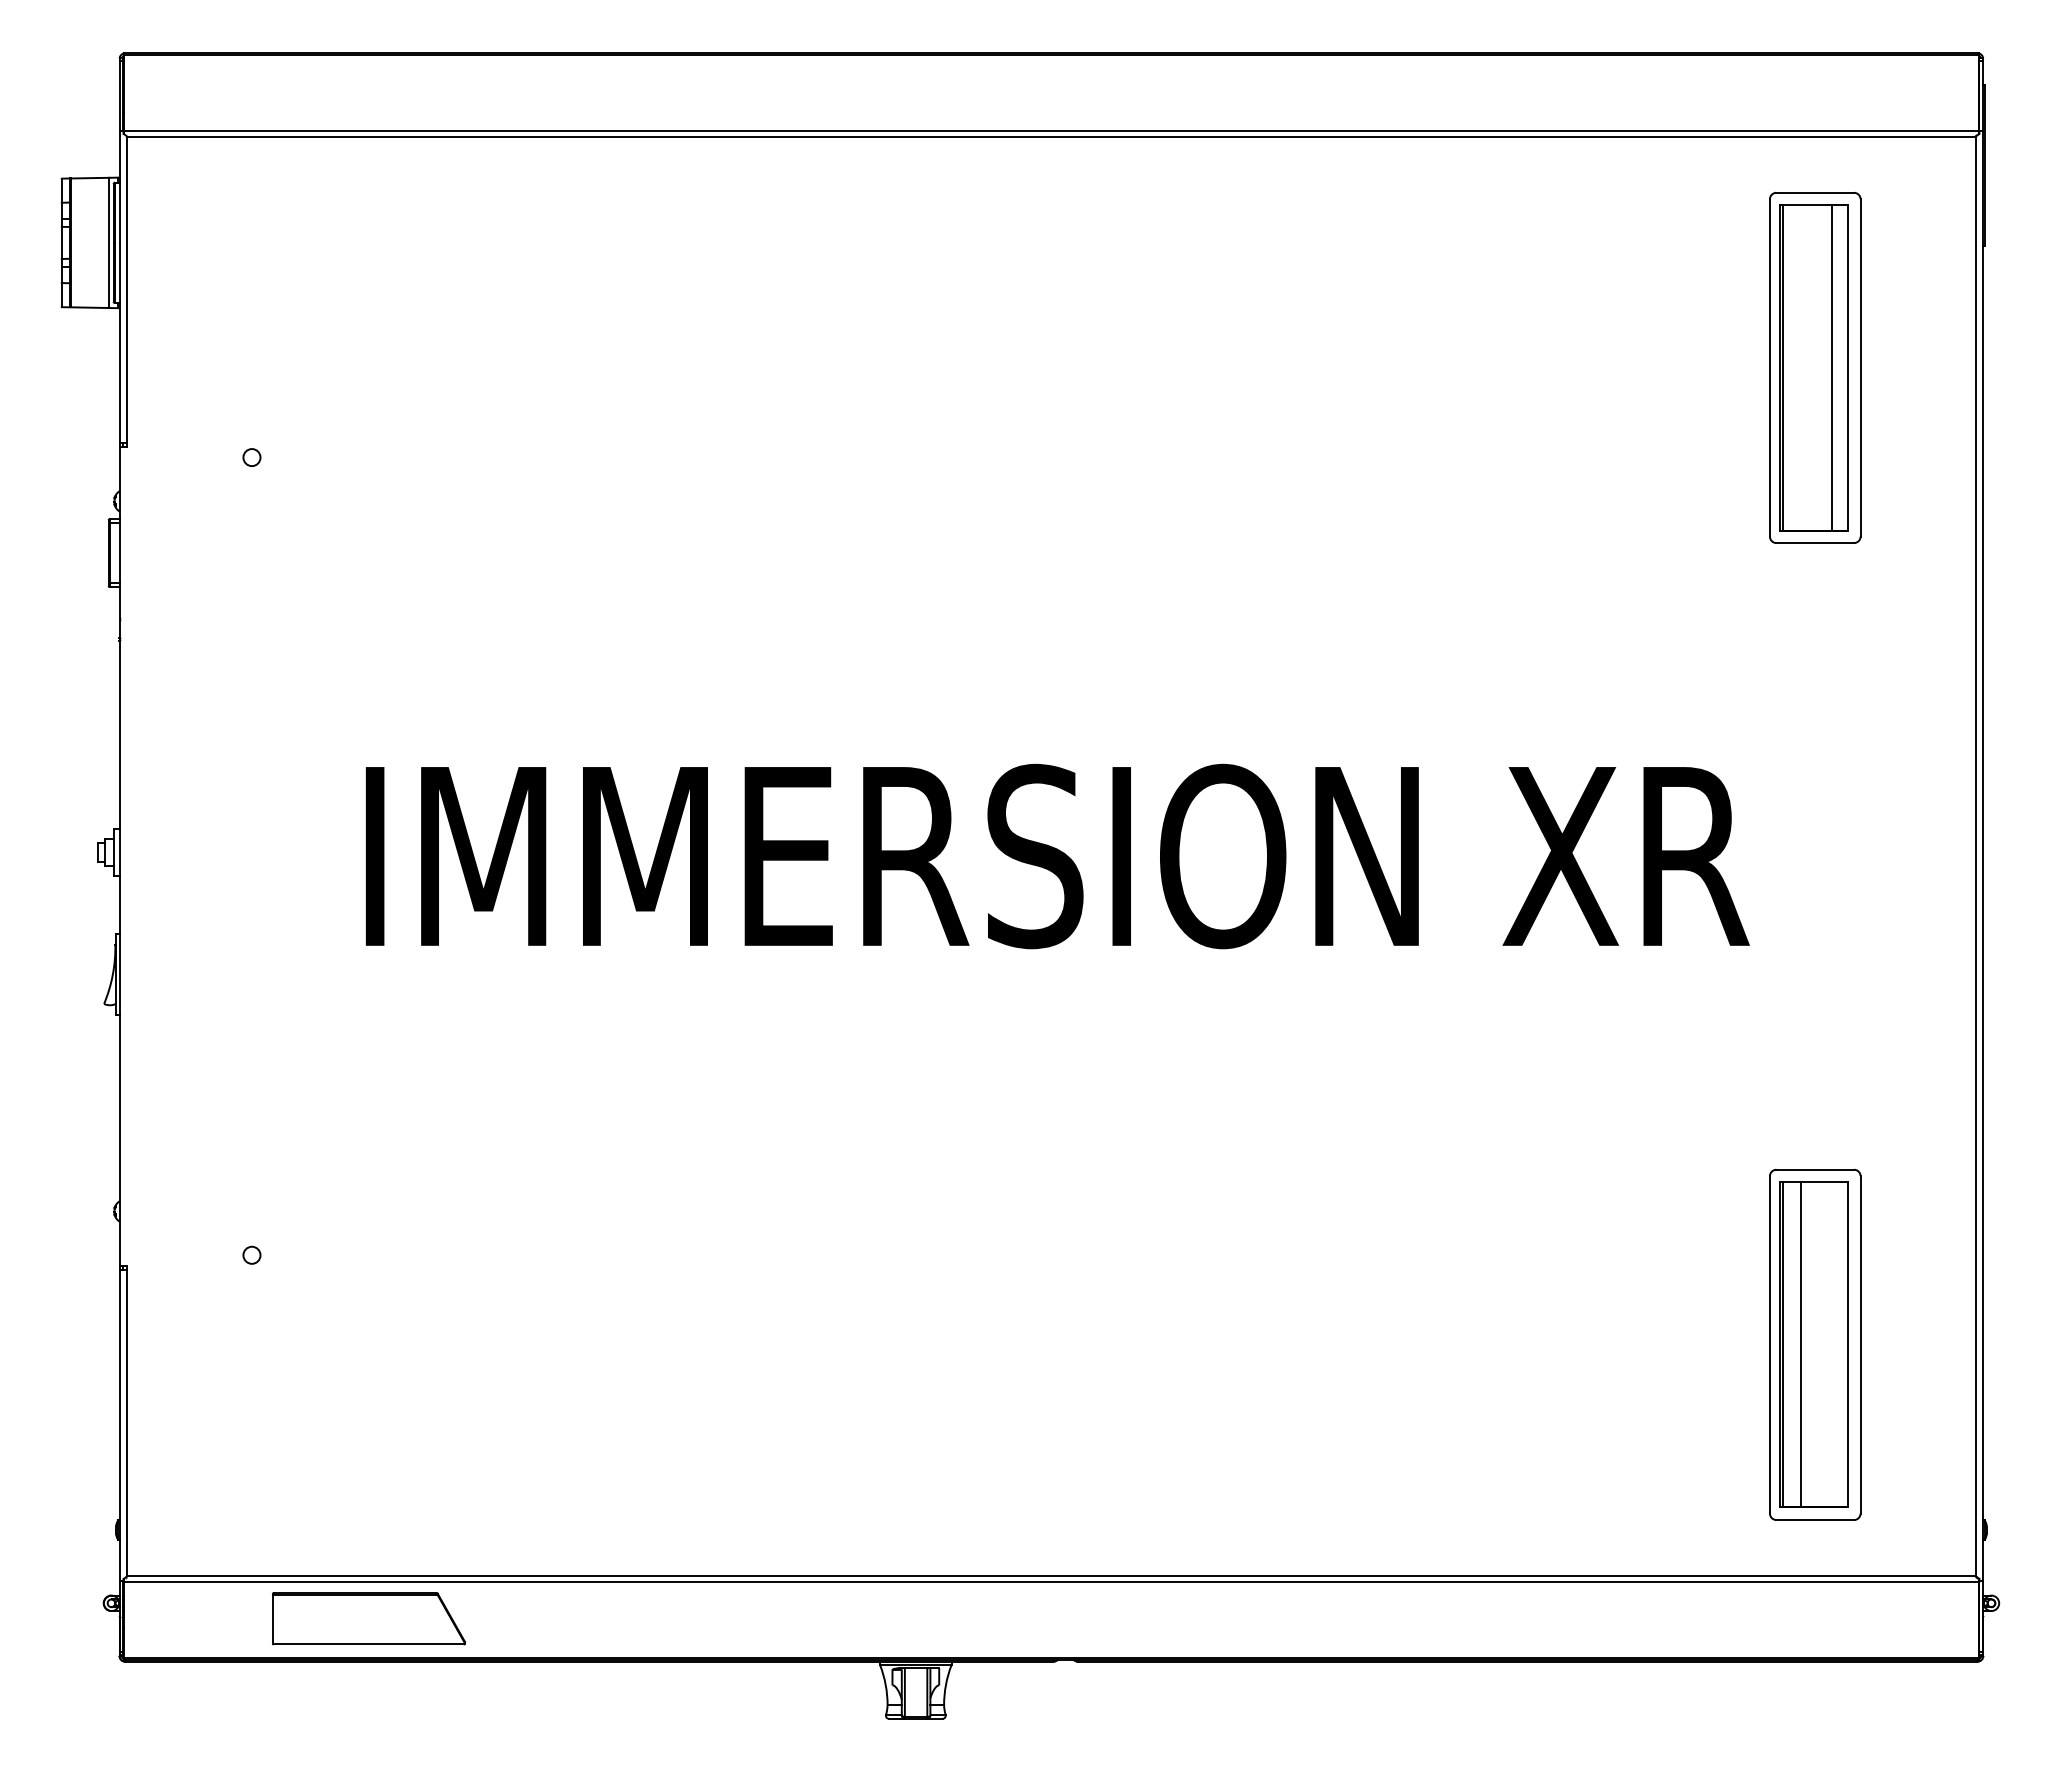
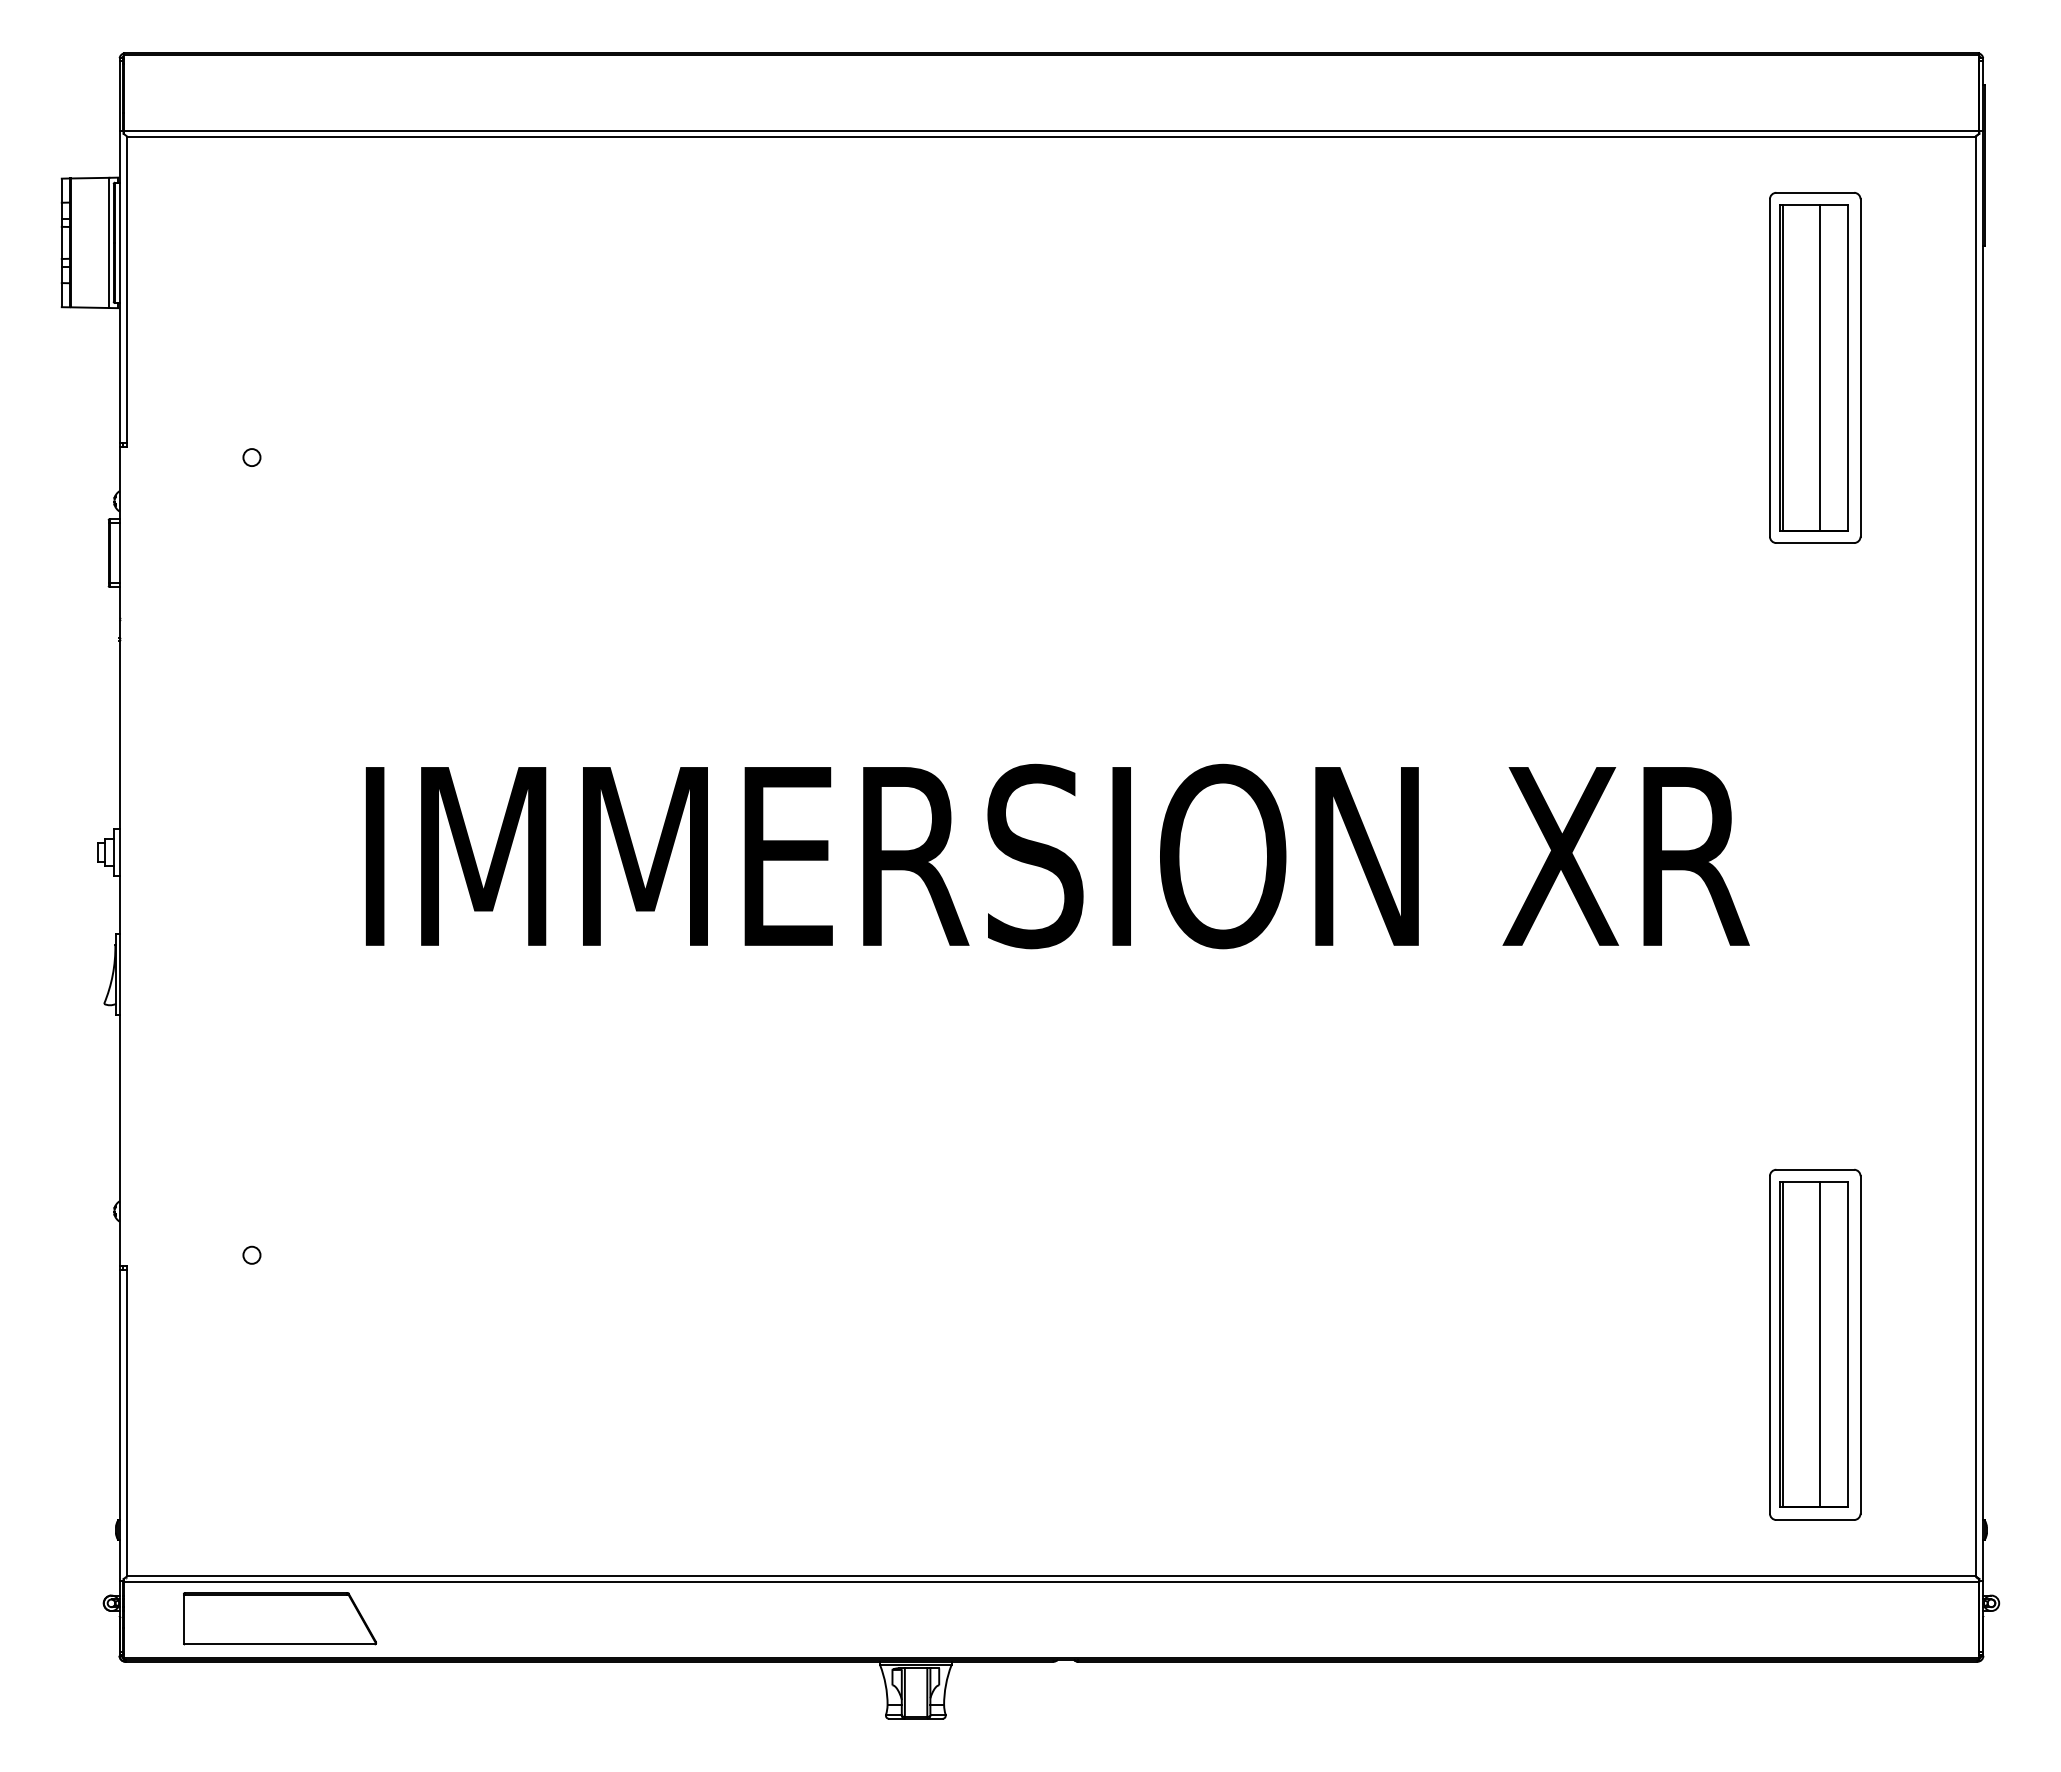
line position: (1832, 367) -> (1820, 367) (1820, 367)
line position: (1801, 1344) -> (1820, 1344) (1820, 1344)
part position: (368, 1618) -> (279, 1618) (279, 1618)
